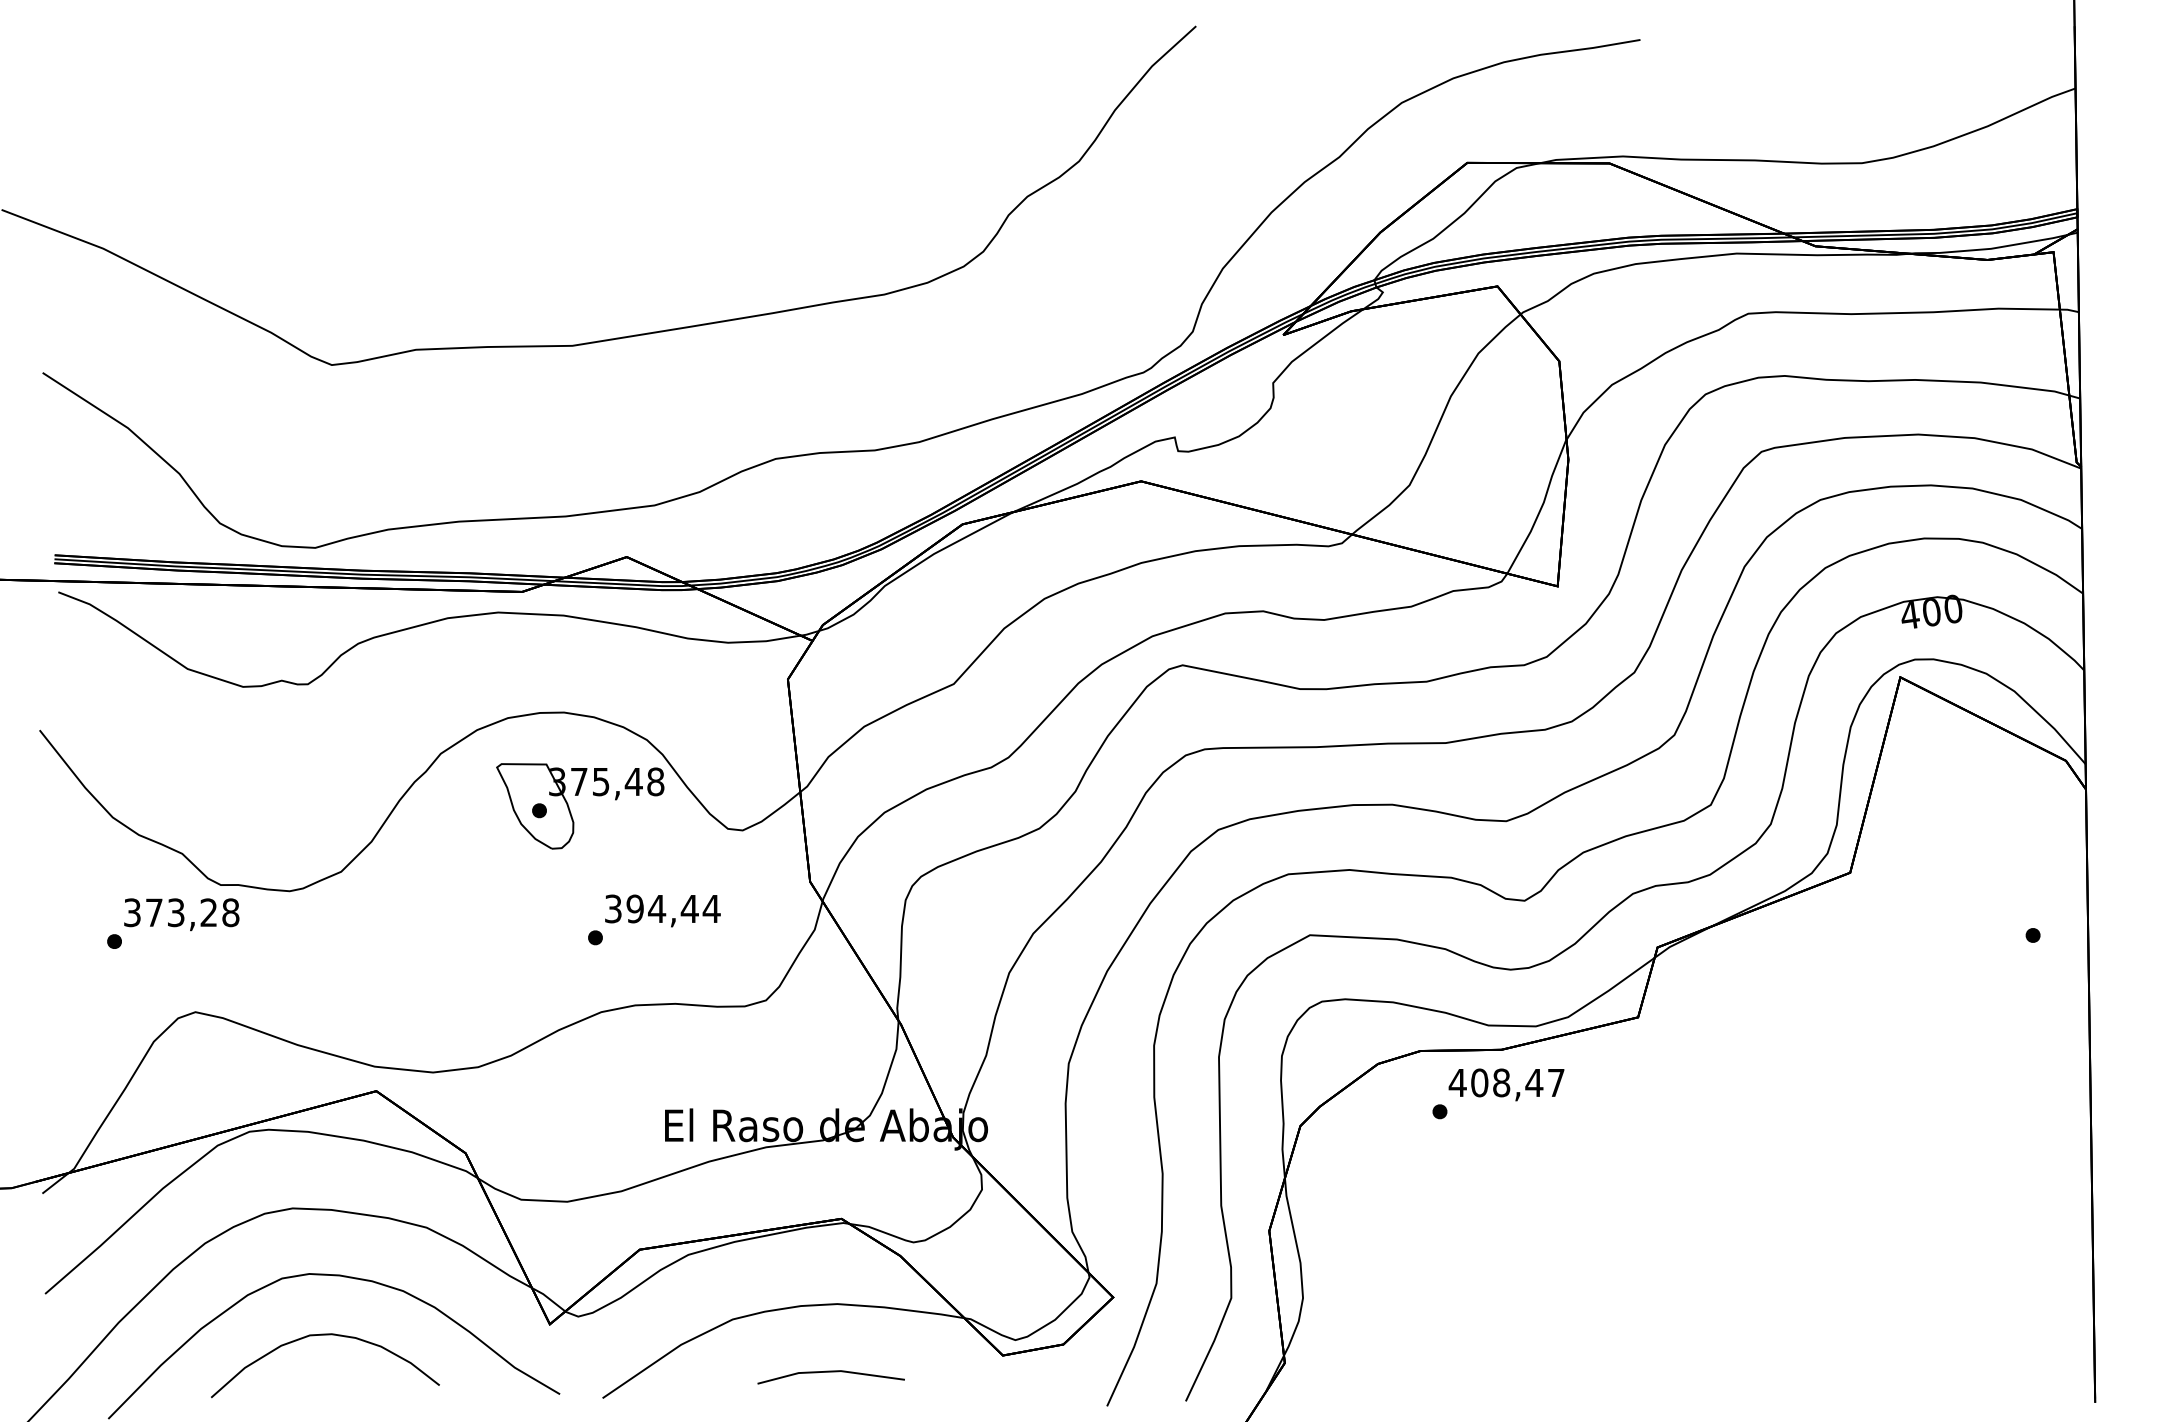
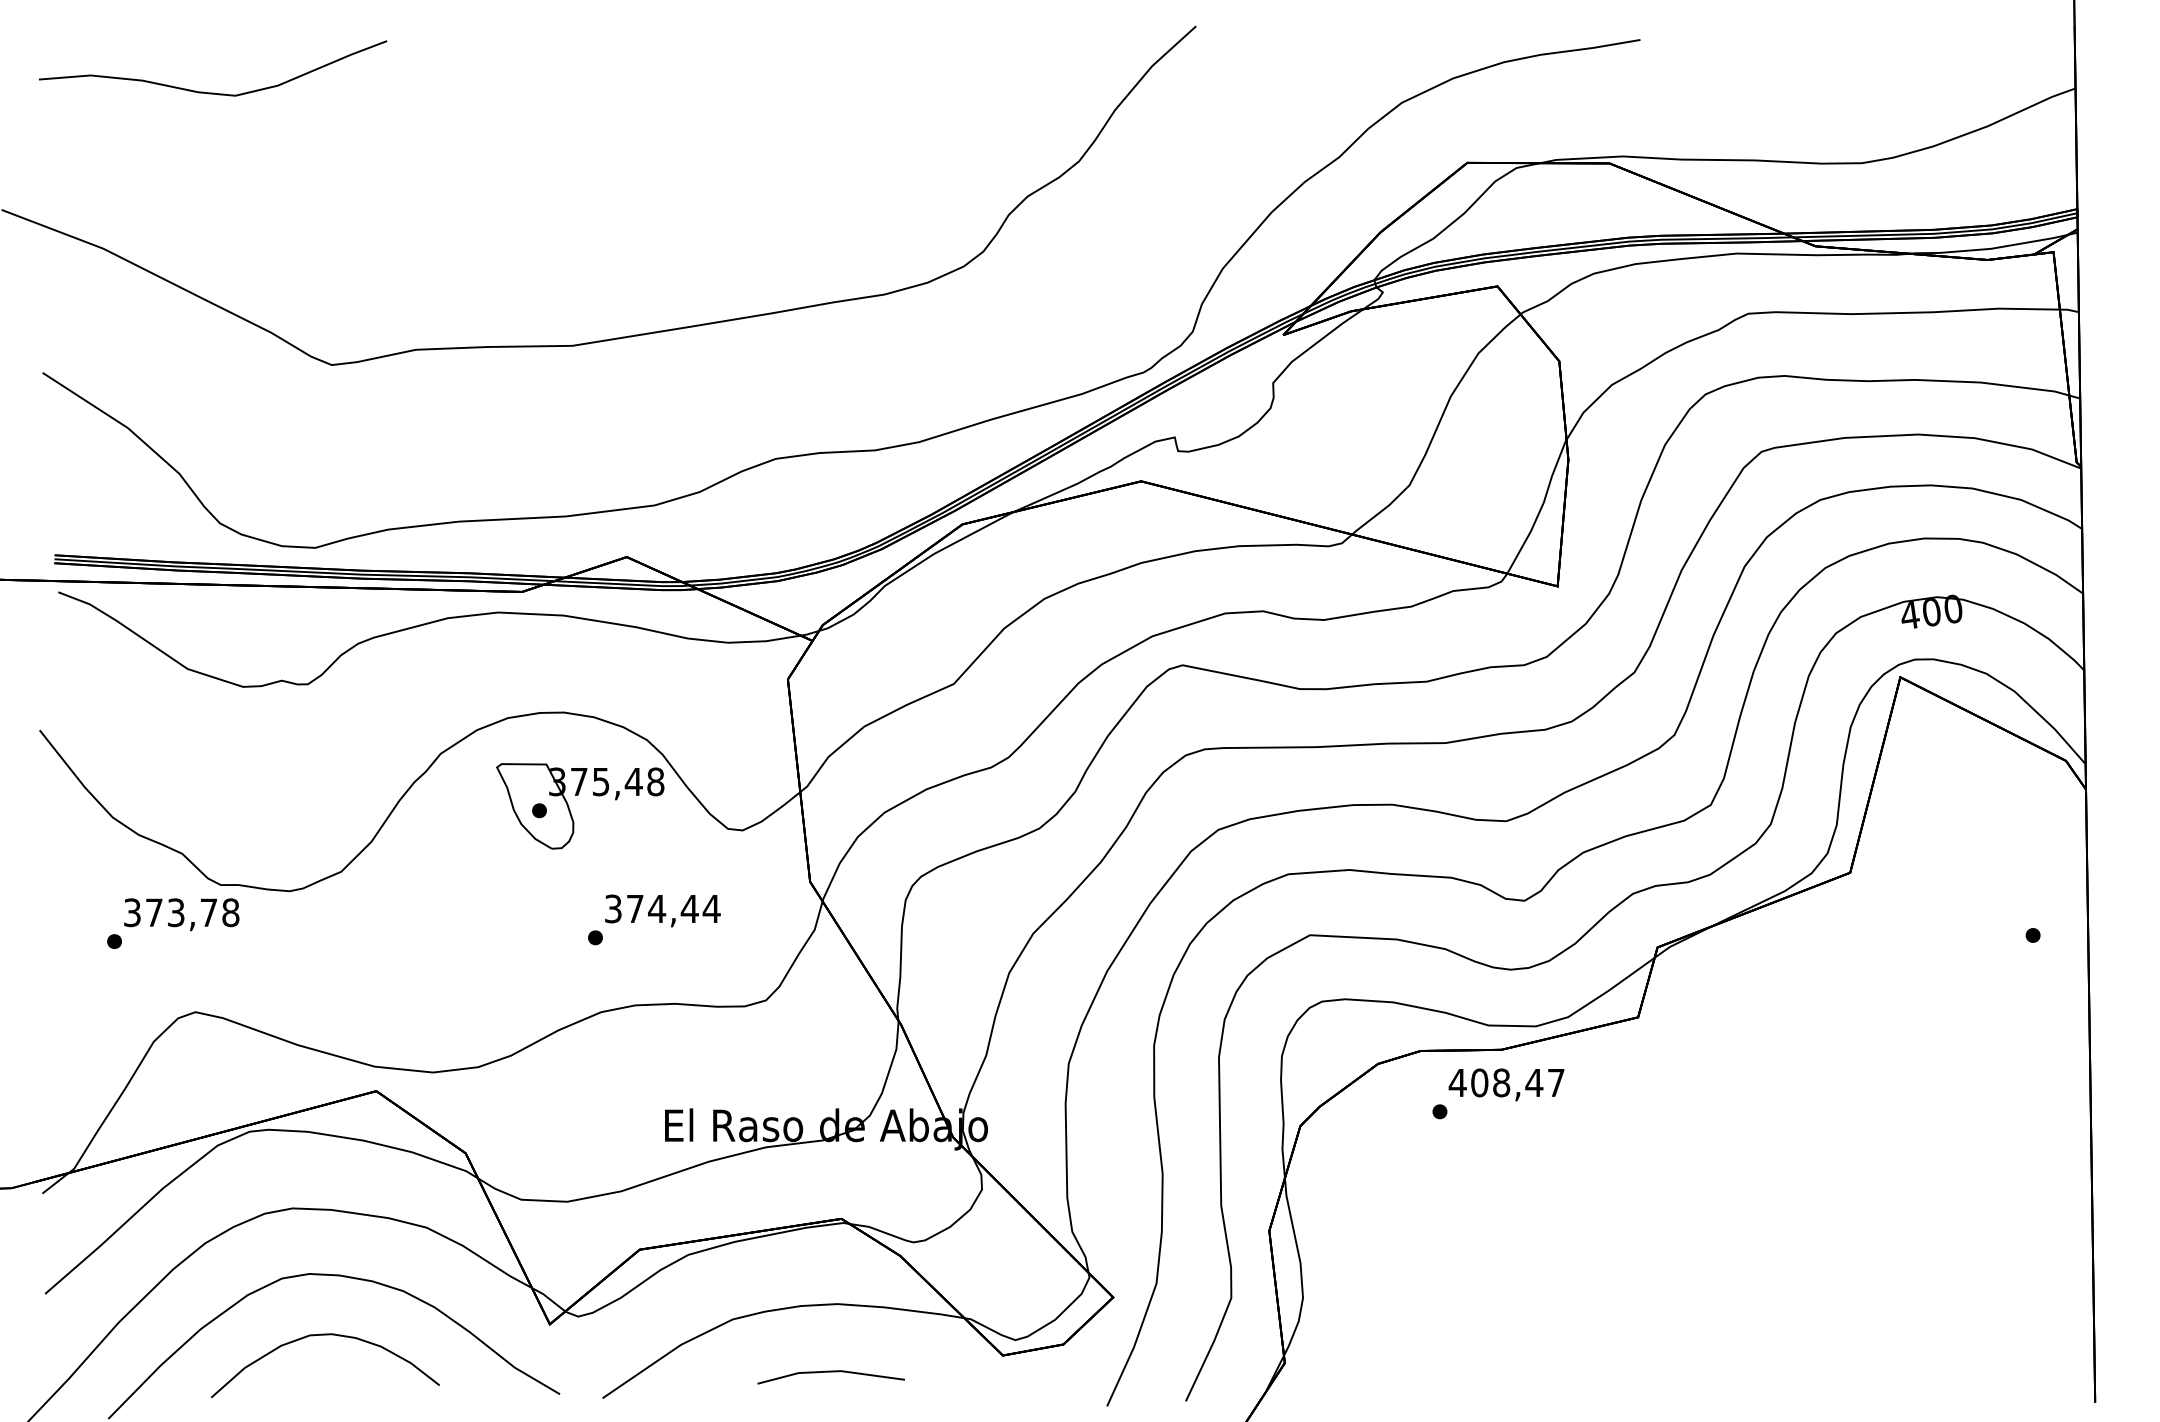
part: none -> present (213, 92)
text: 394,44 -> 374,44 (634, 908)
text: 373,28 -> 373,78 (208, 912)
